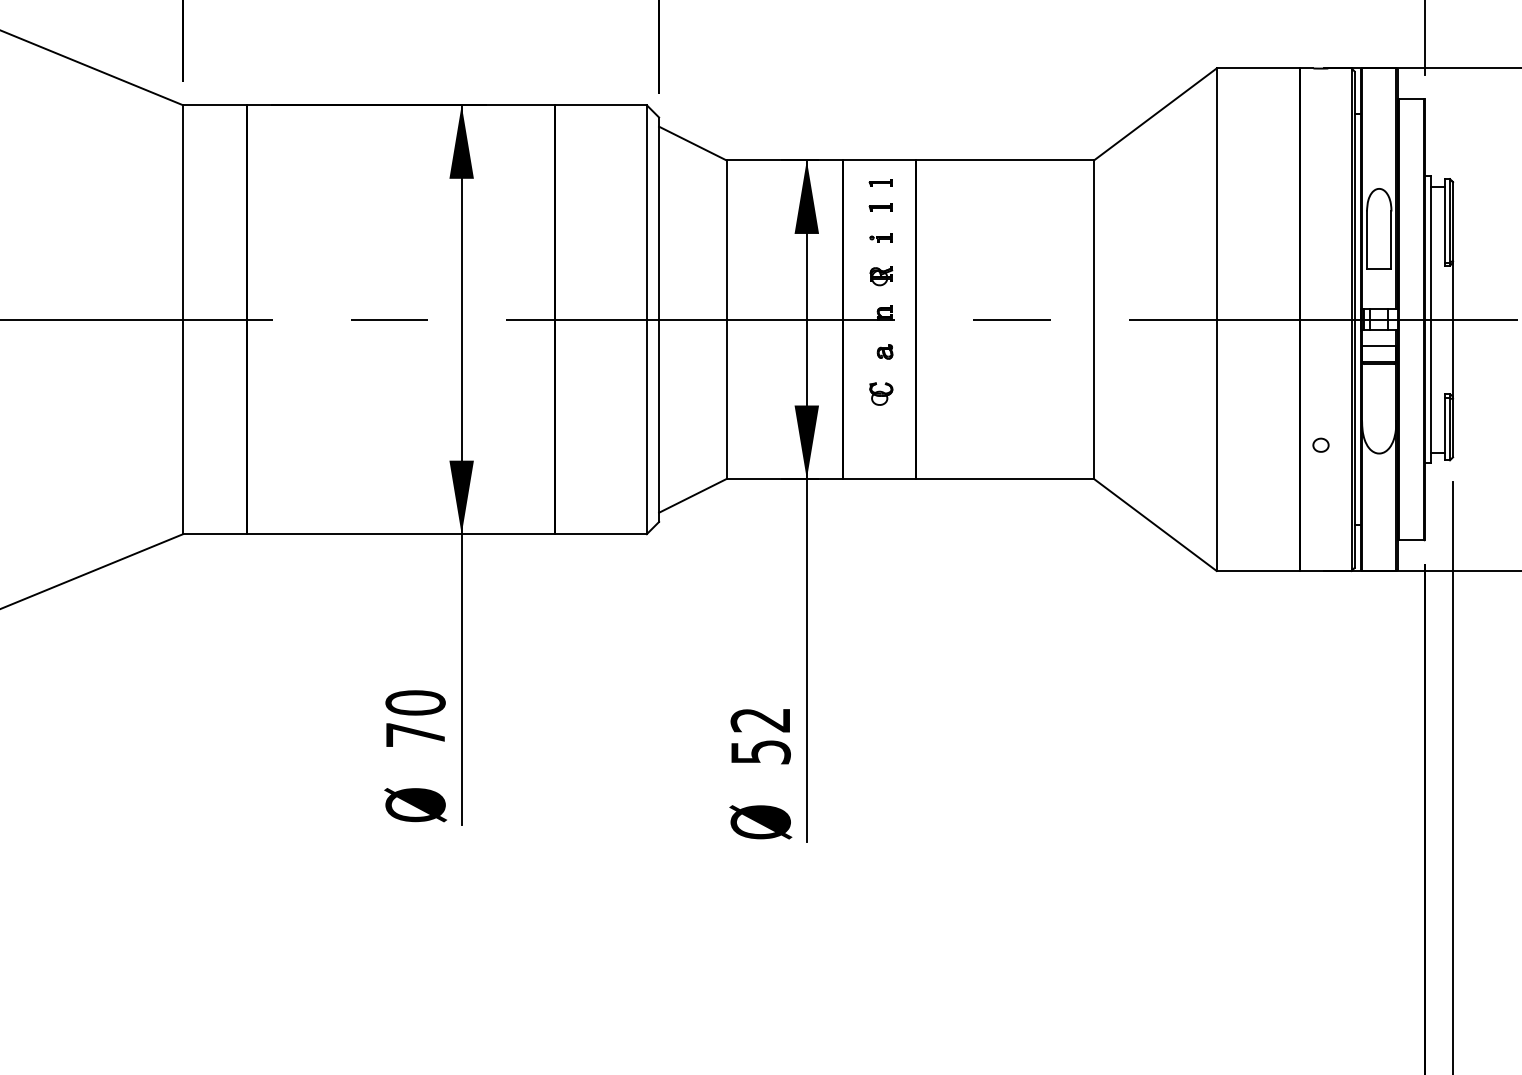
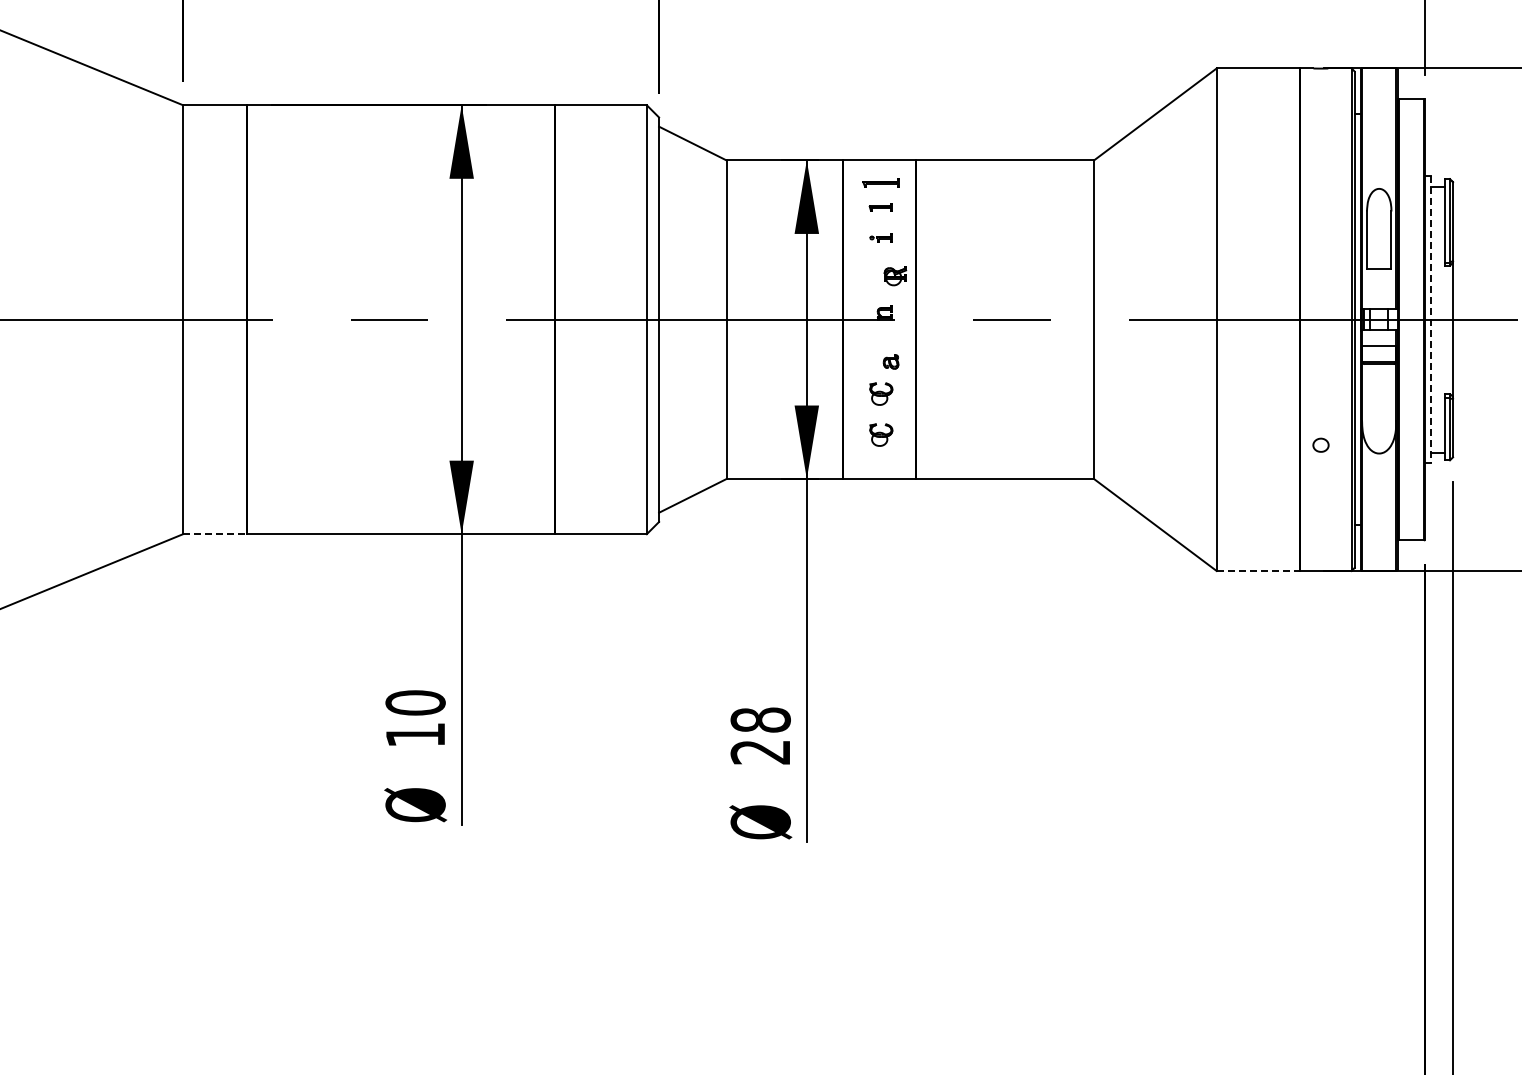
part size: 25x8 px -> 38x10 px (880, 182)
part position: (881, 276) -> (895, 276) (895, 276)
line: solid -> dashed (1431, 319)
part position: (884, 351) -> (890, 361) (890, 361)
part: none -> present (881, 434)
line: solid -> dashed (215, 534)
line: solid -> dashed (1258, 570)
text: 70 -> 10 (415, 734)
text: 52 -> 28 (760, 735)
